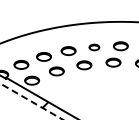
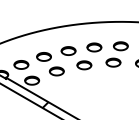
part size: 13x9 px -> 17x11 px (94, 47)
line: dashed -> solid (31, 101)
